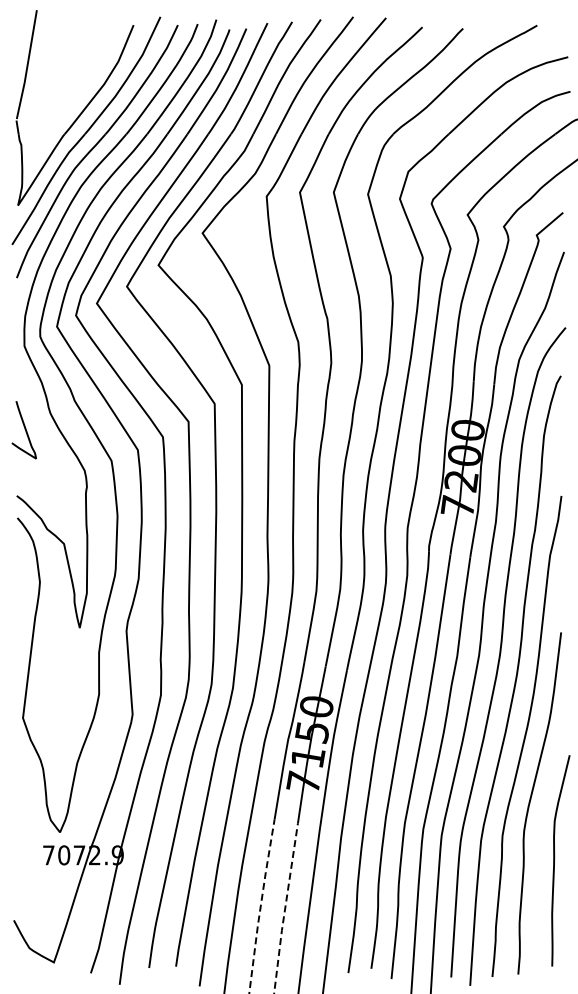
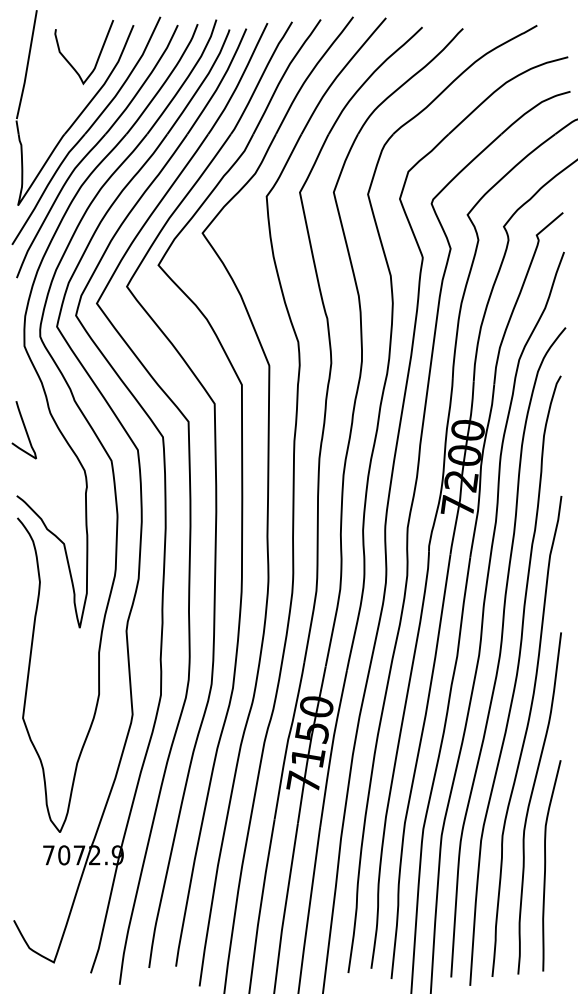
curve: none -> present (97, 57)
curve position: (555, 858) -> (546, 863) (546, 863)
line: dashed -> solid (260, 905)
line: dashed -> solid (285, 908)
